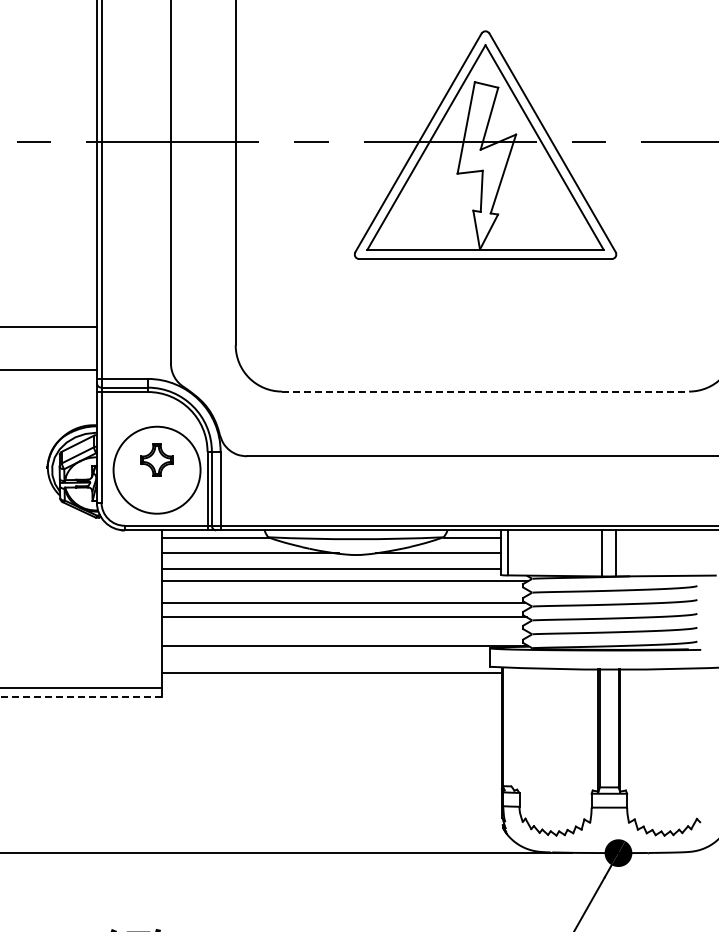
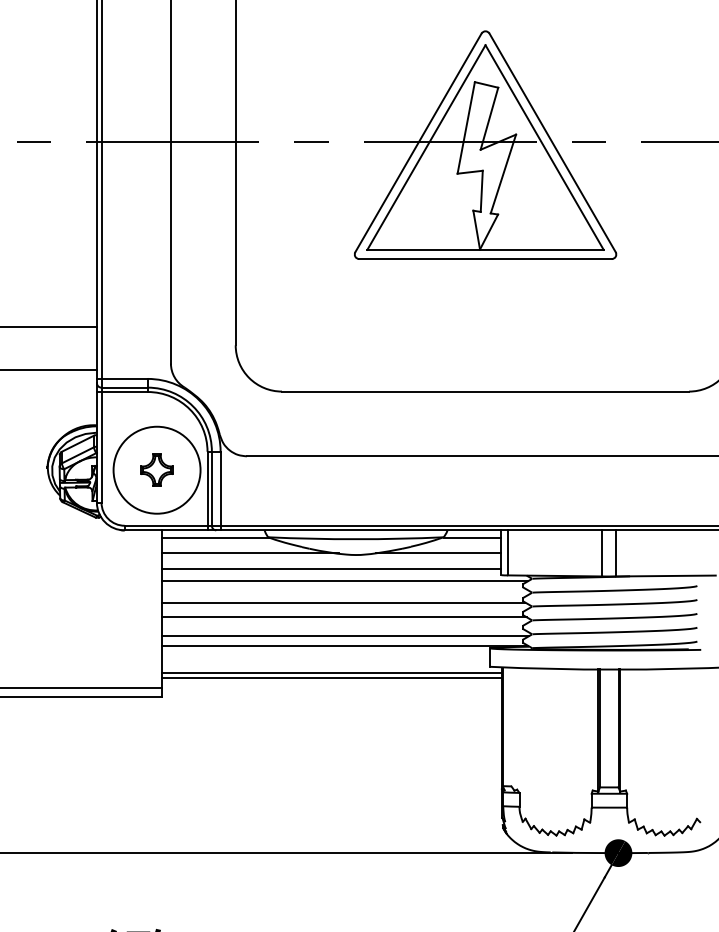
line: dashed -> solid (485, 391)
part position: (156, 459) -> (156, 469) (156, 469)
line: none -> present (344, 636)
line: none -> present (331, 678)
line: dashed -> solid (80, 696)
